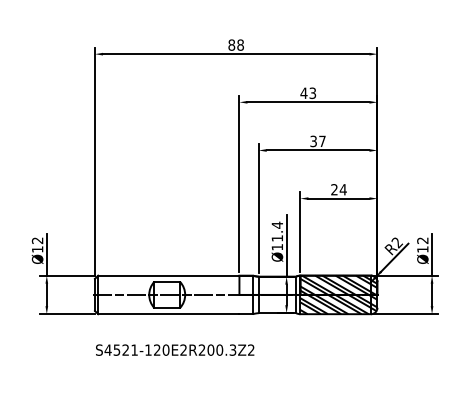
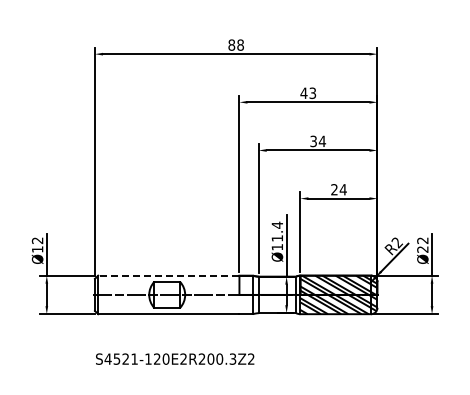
text: 37 -> 34 (322, 140)
text: Ø12 -> Ø22 (422, 249)
line: solid -> dashed (168, 275)
text position: (175, 349) -> (175, 358) (175, 358)
